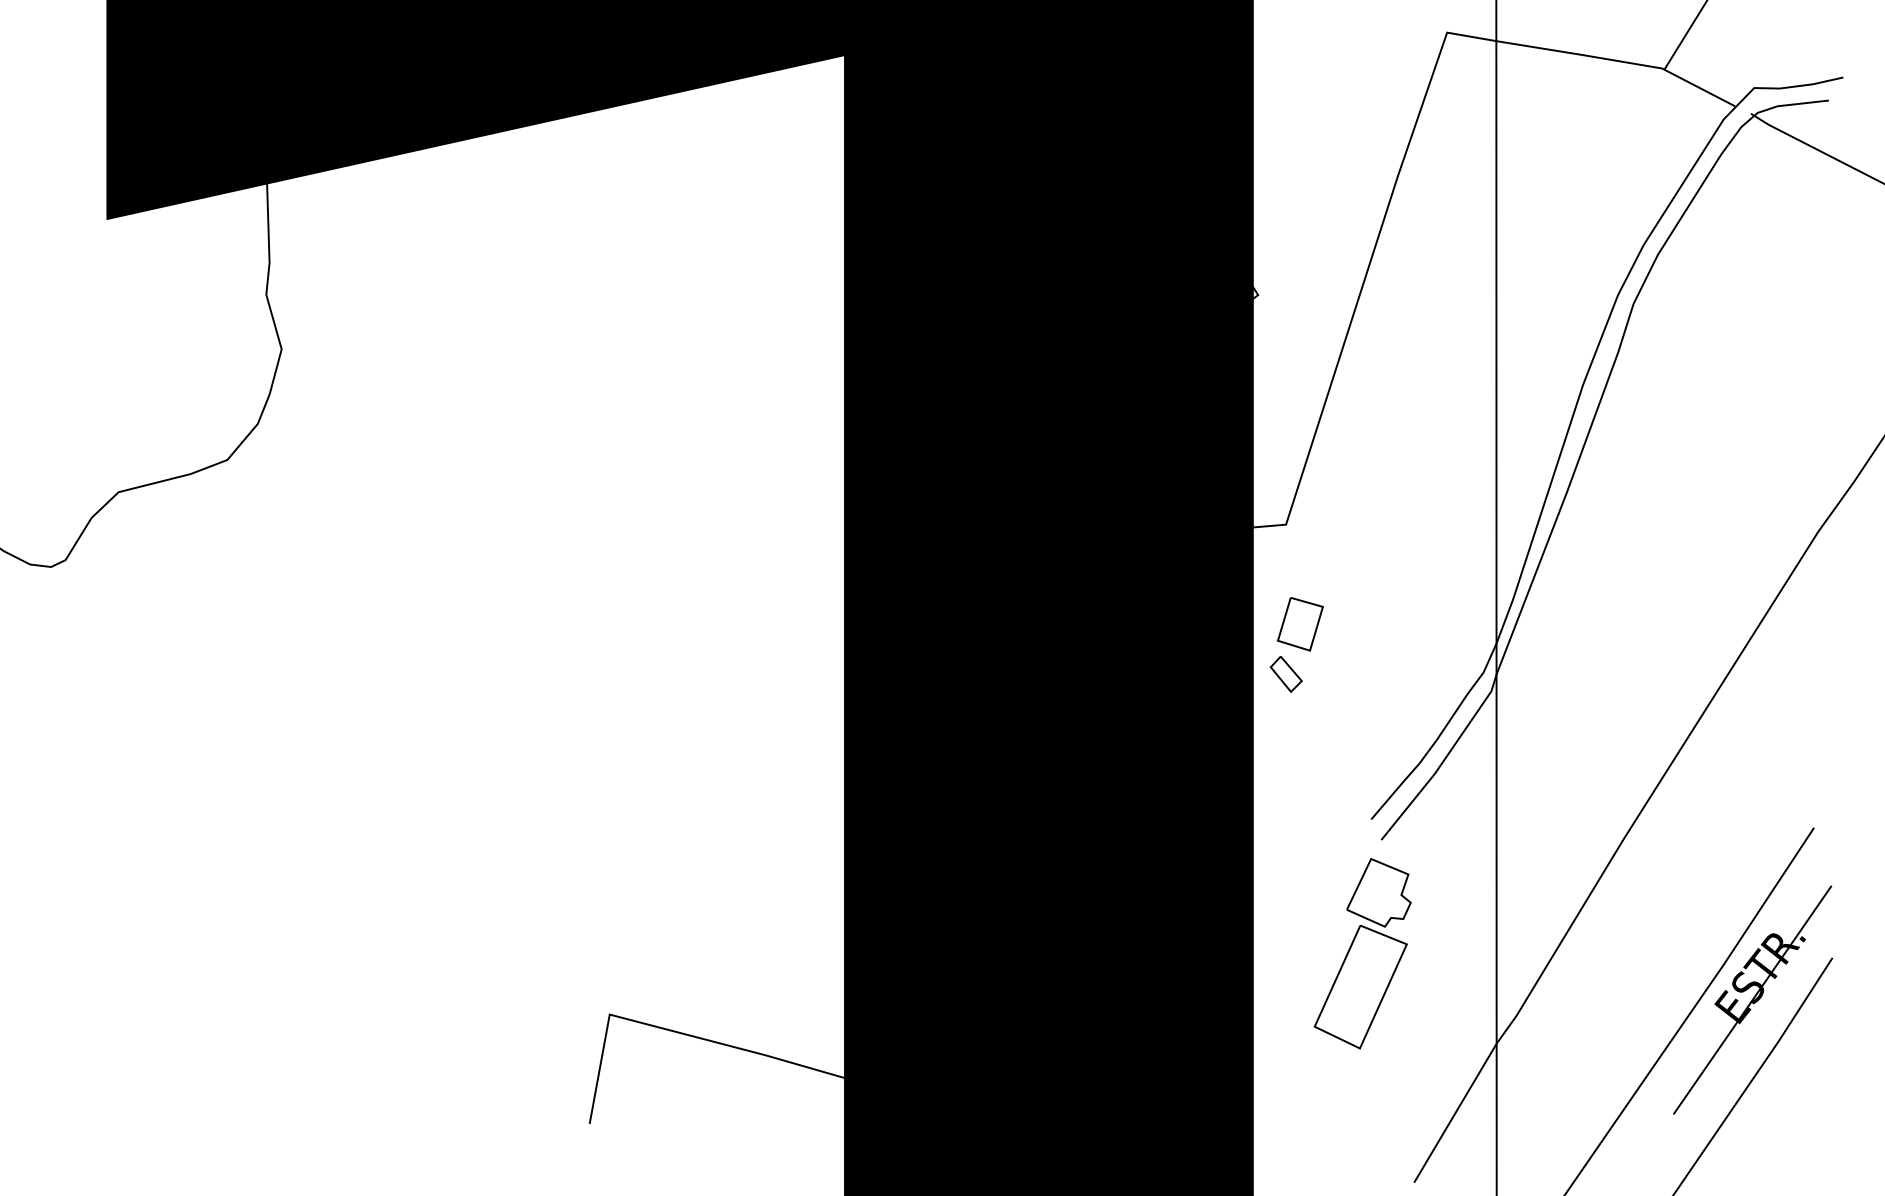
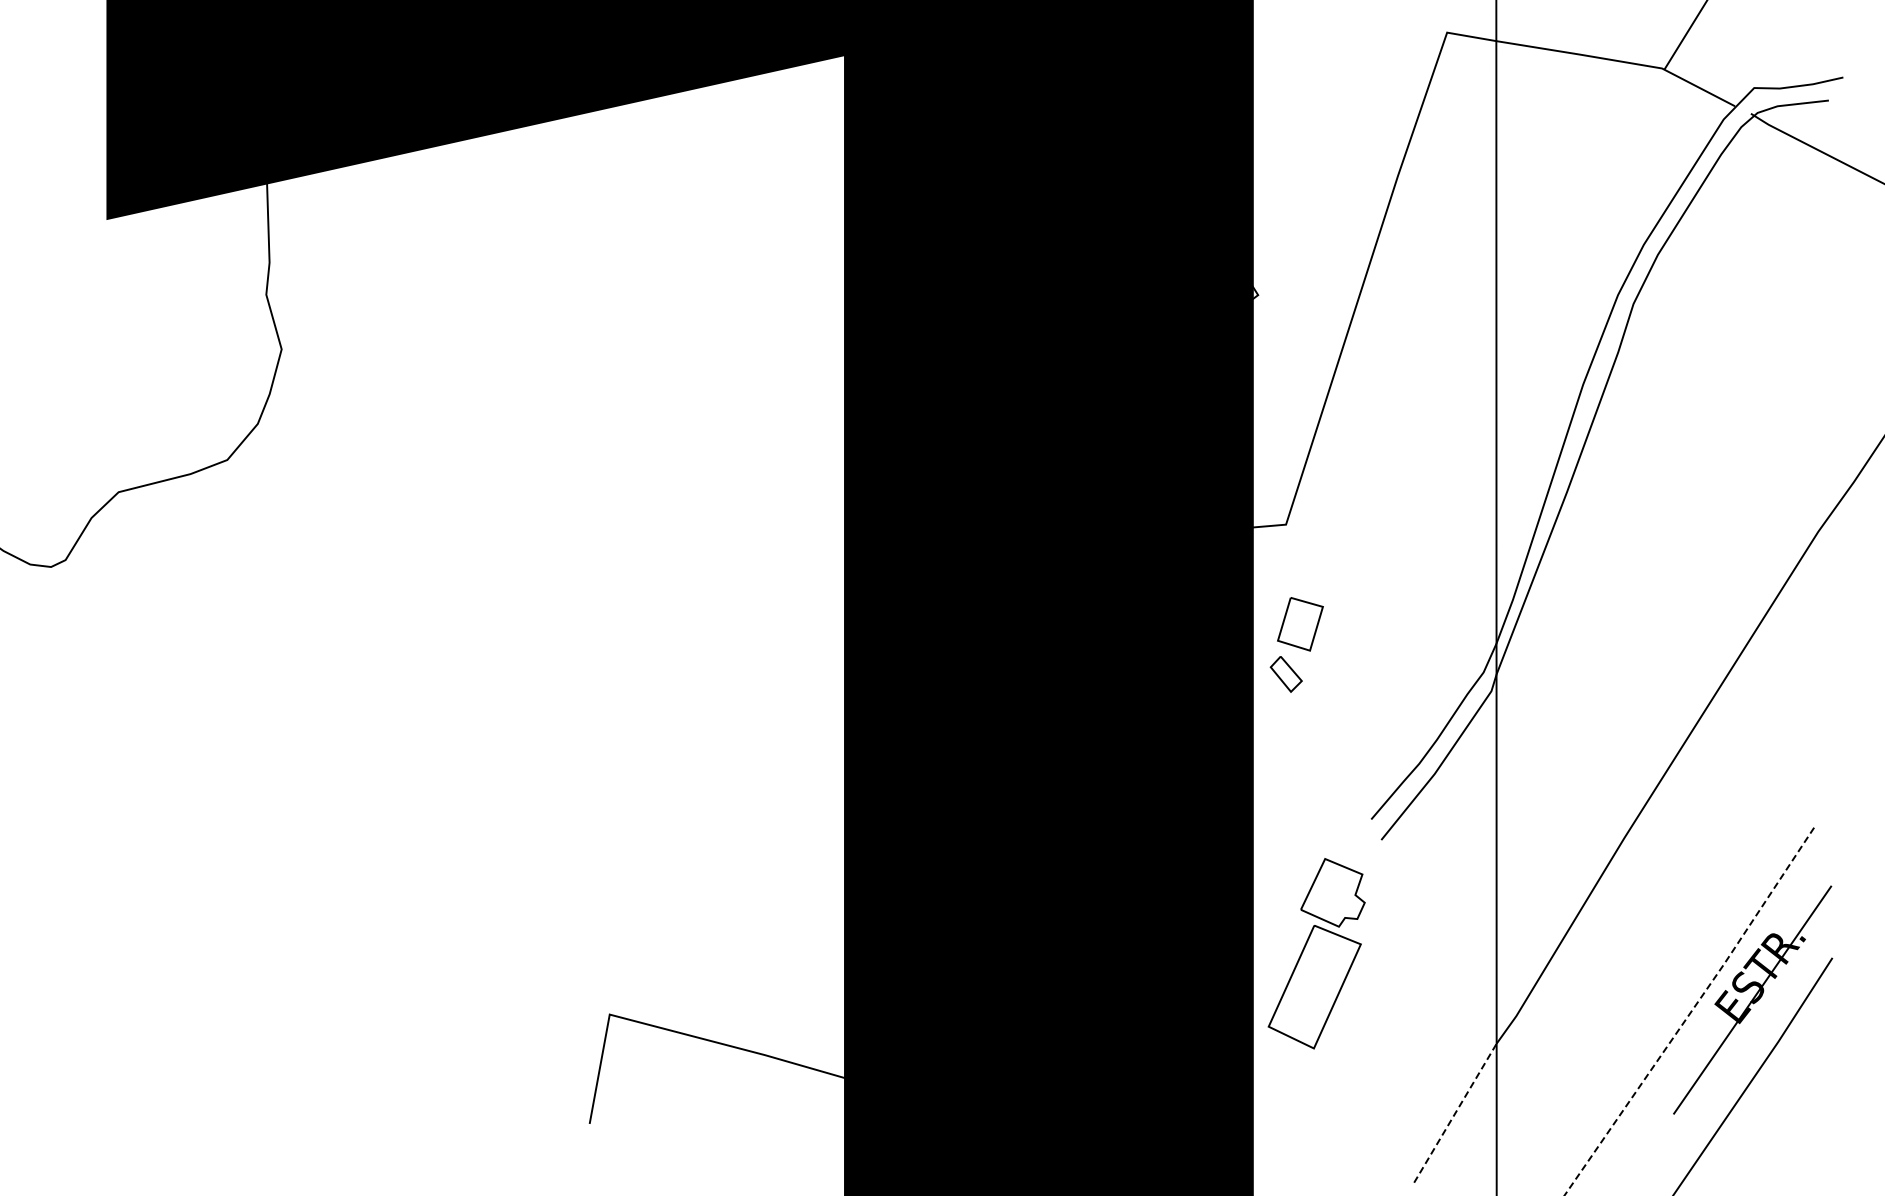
part position: (1362, 953) -> (1316, 953) (1316, 953)
line: solid -> dashed (1690, 1012)
line: solid -> dashed (1455, 1113)
